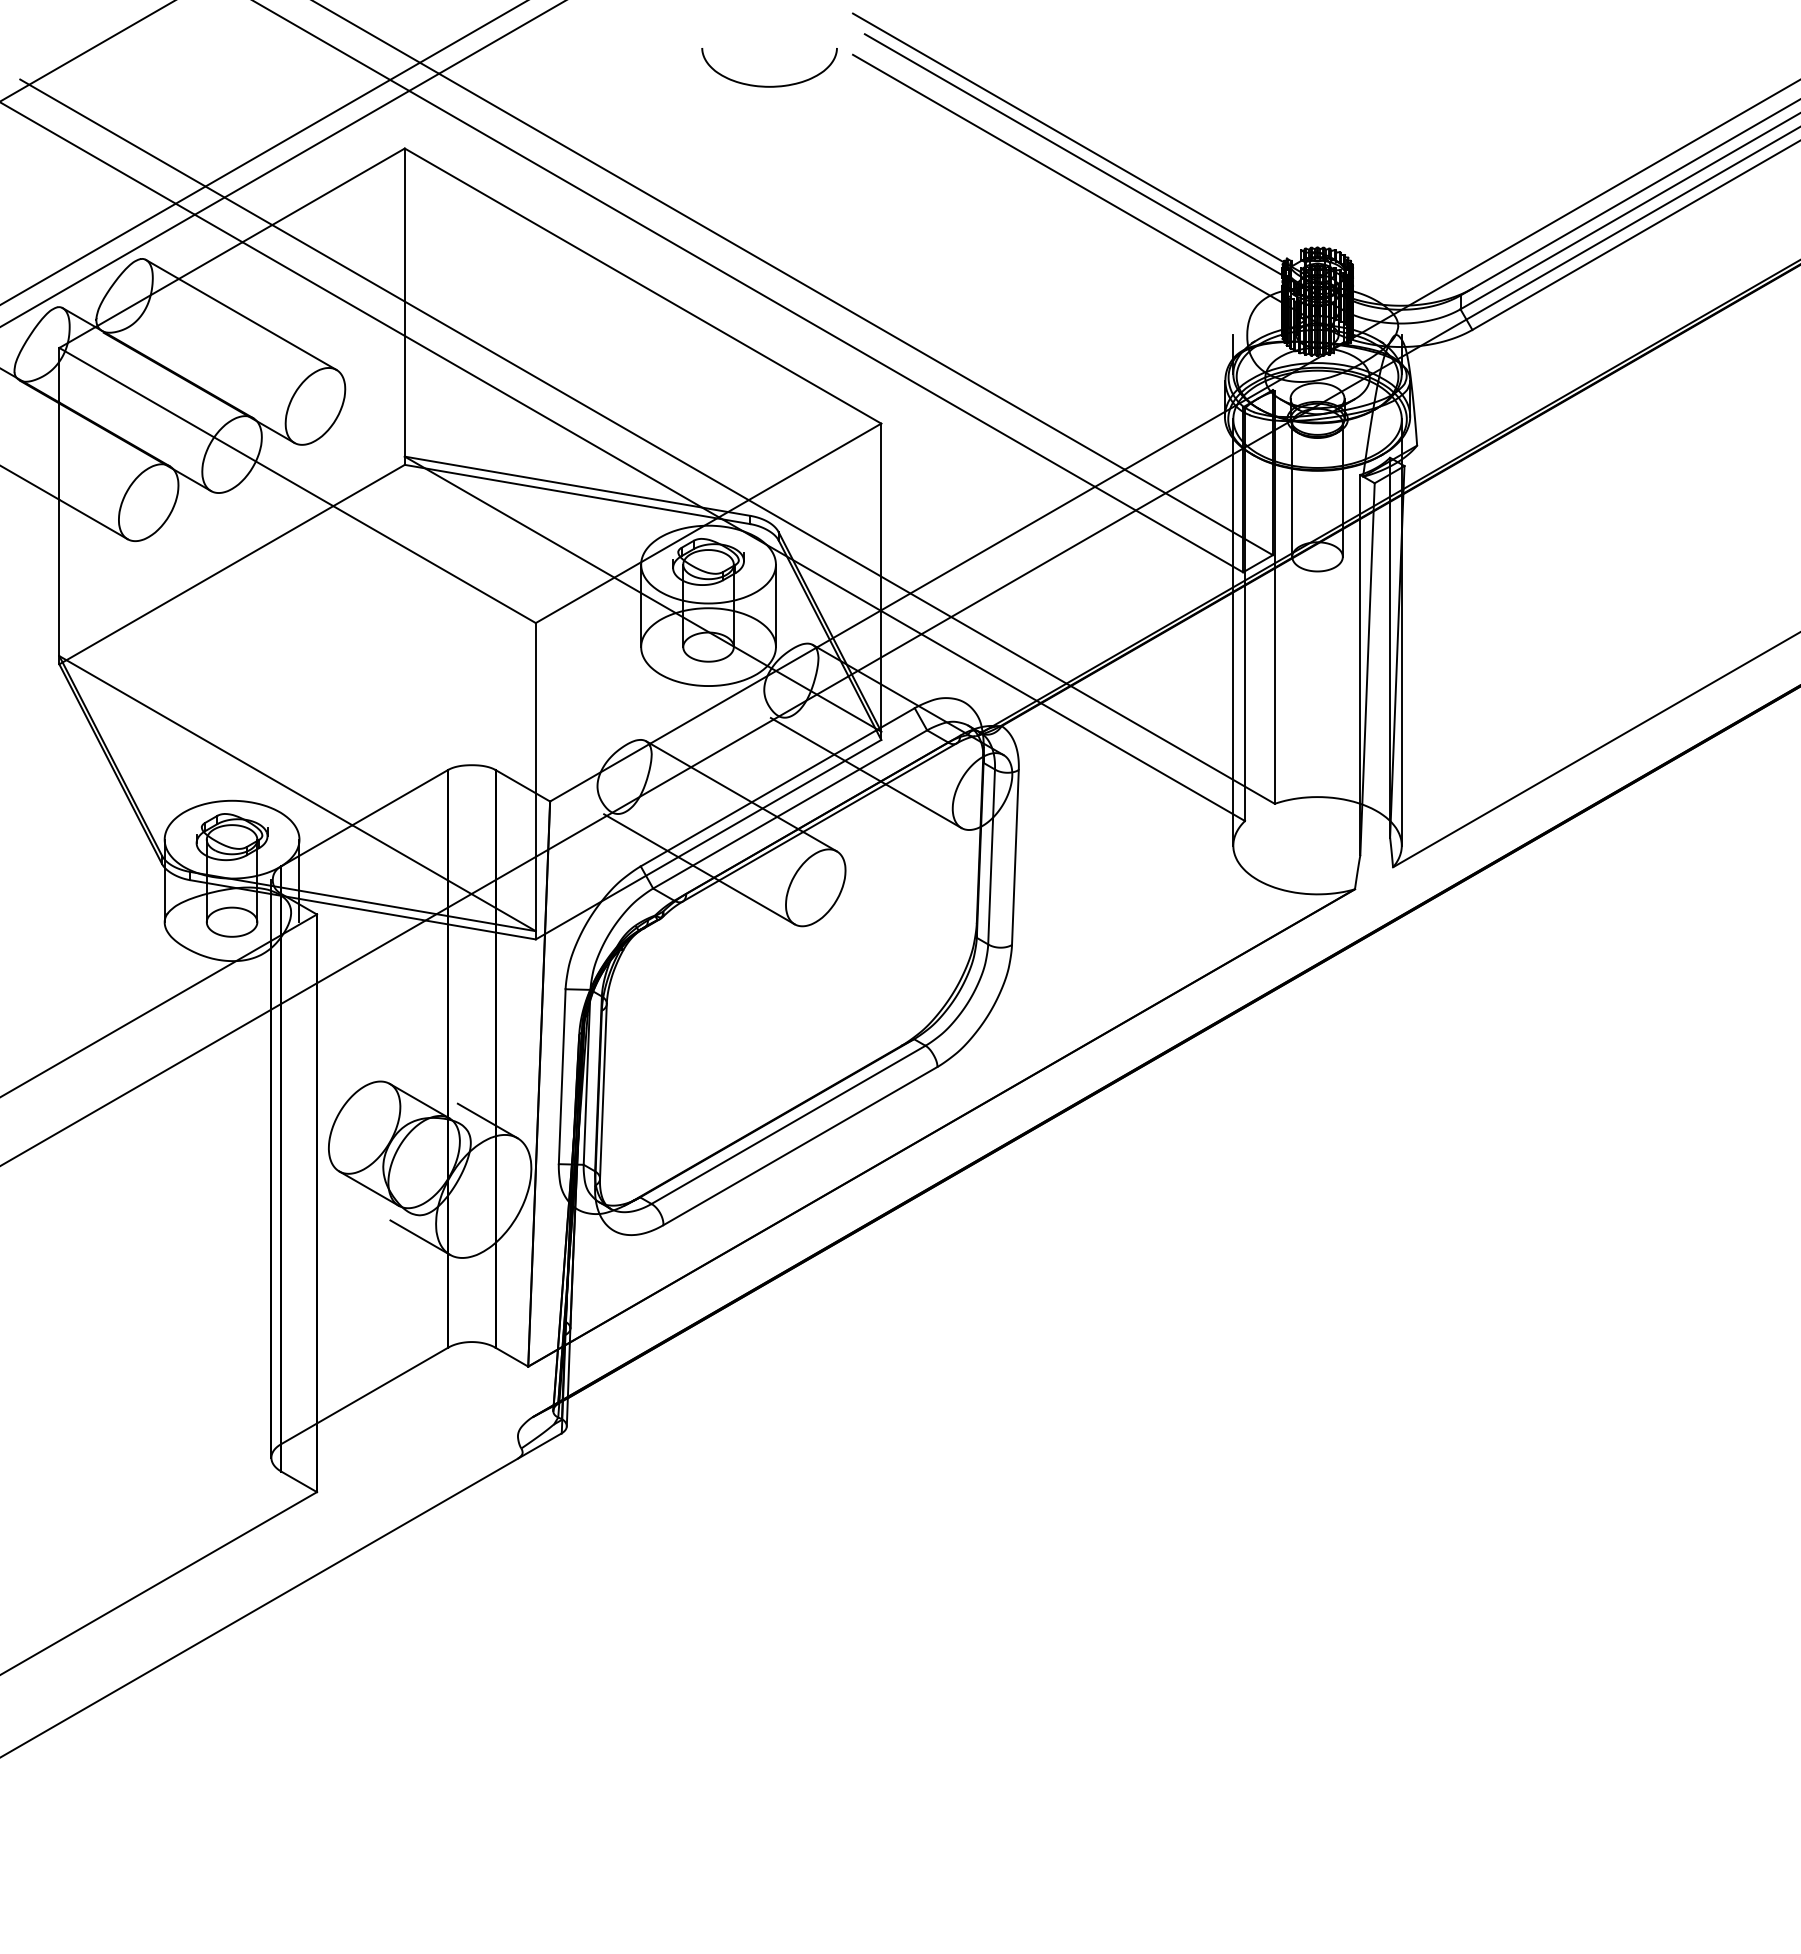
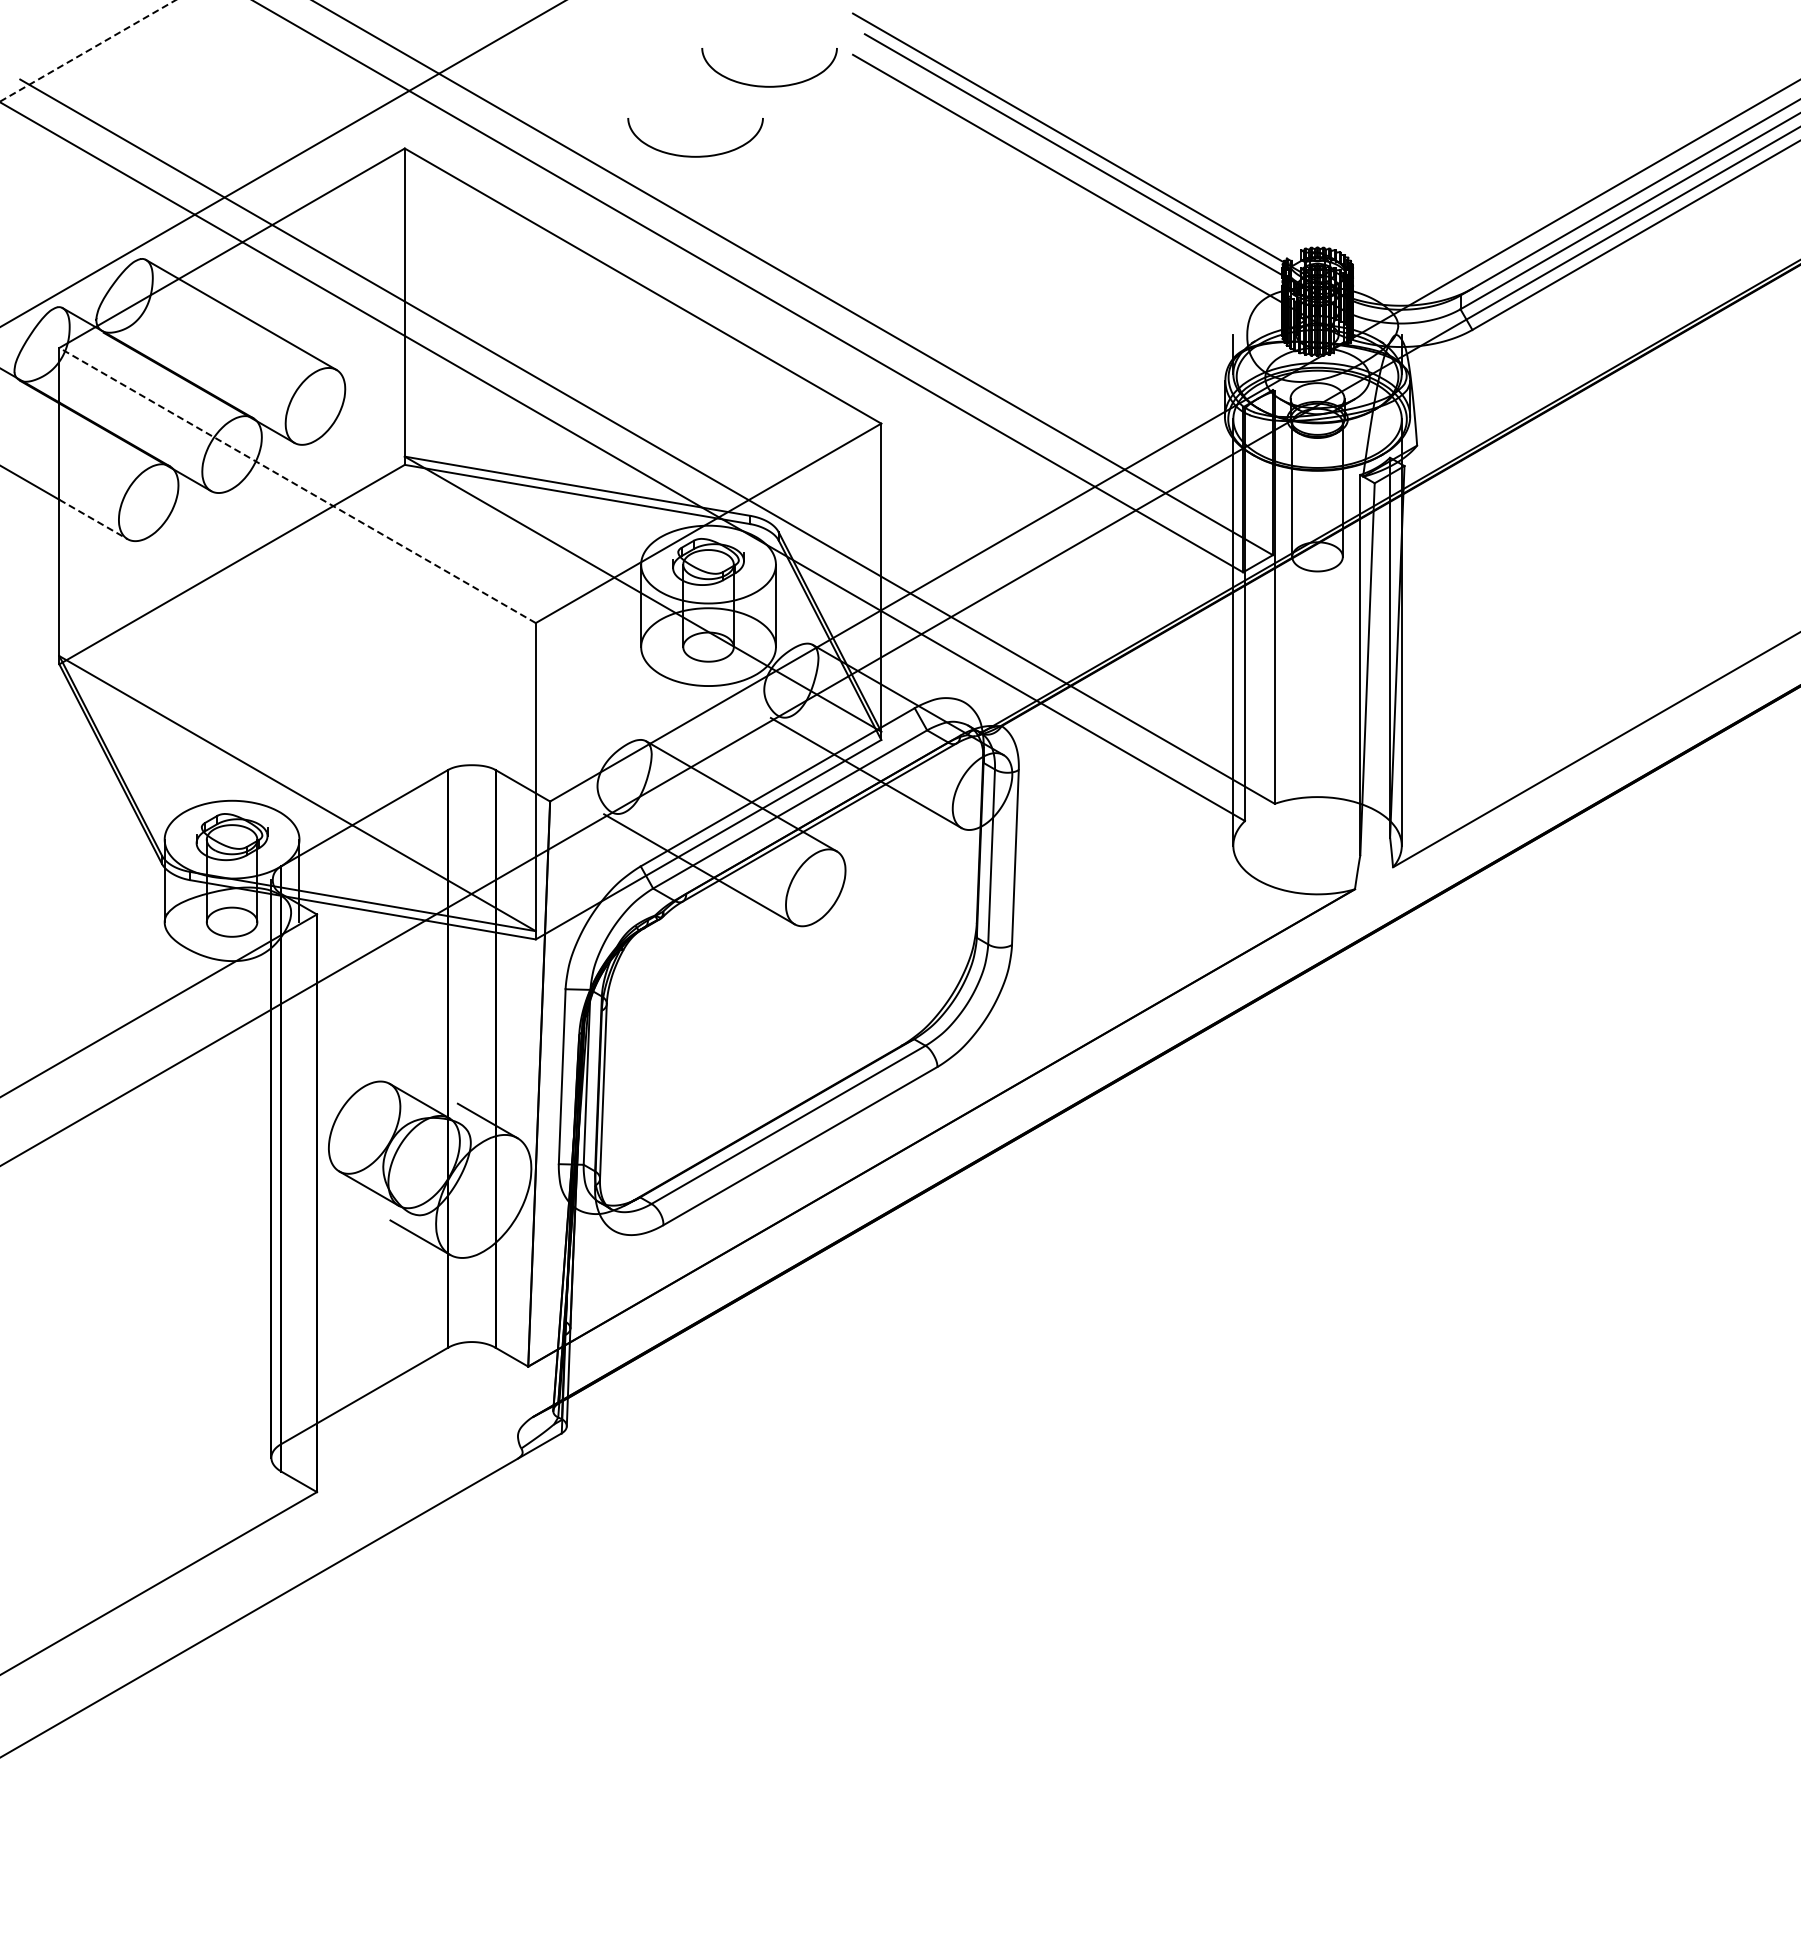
line: solid -> dashed (88, 50)
line: present -> none (263, 152)
curve: none -> present (694, 155)
line: solid -> dashed (297, 485)
line: solid -> dashed (93, 519)
